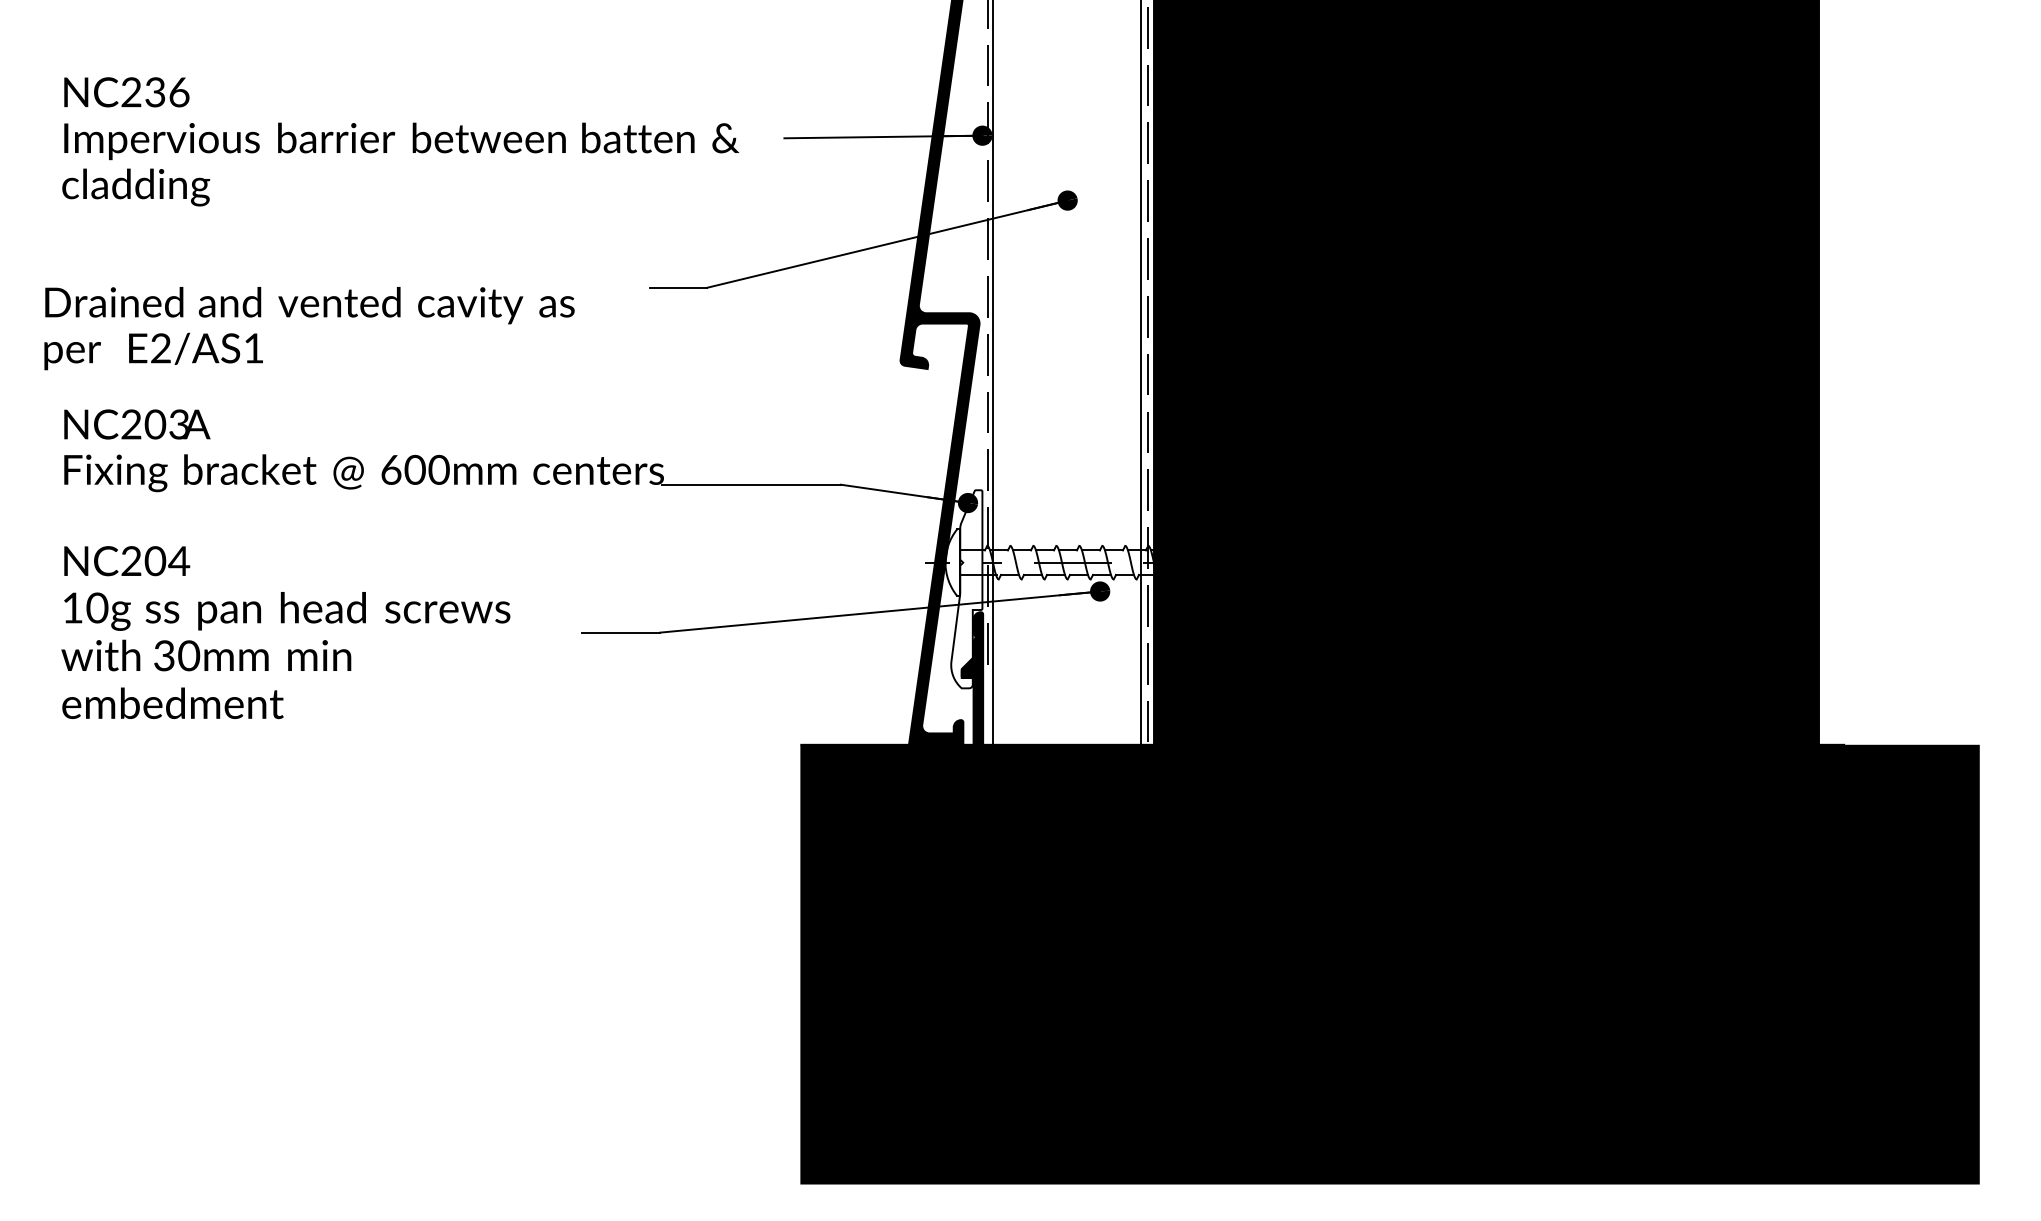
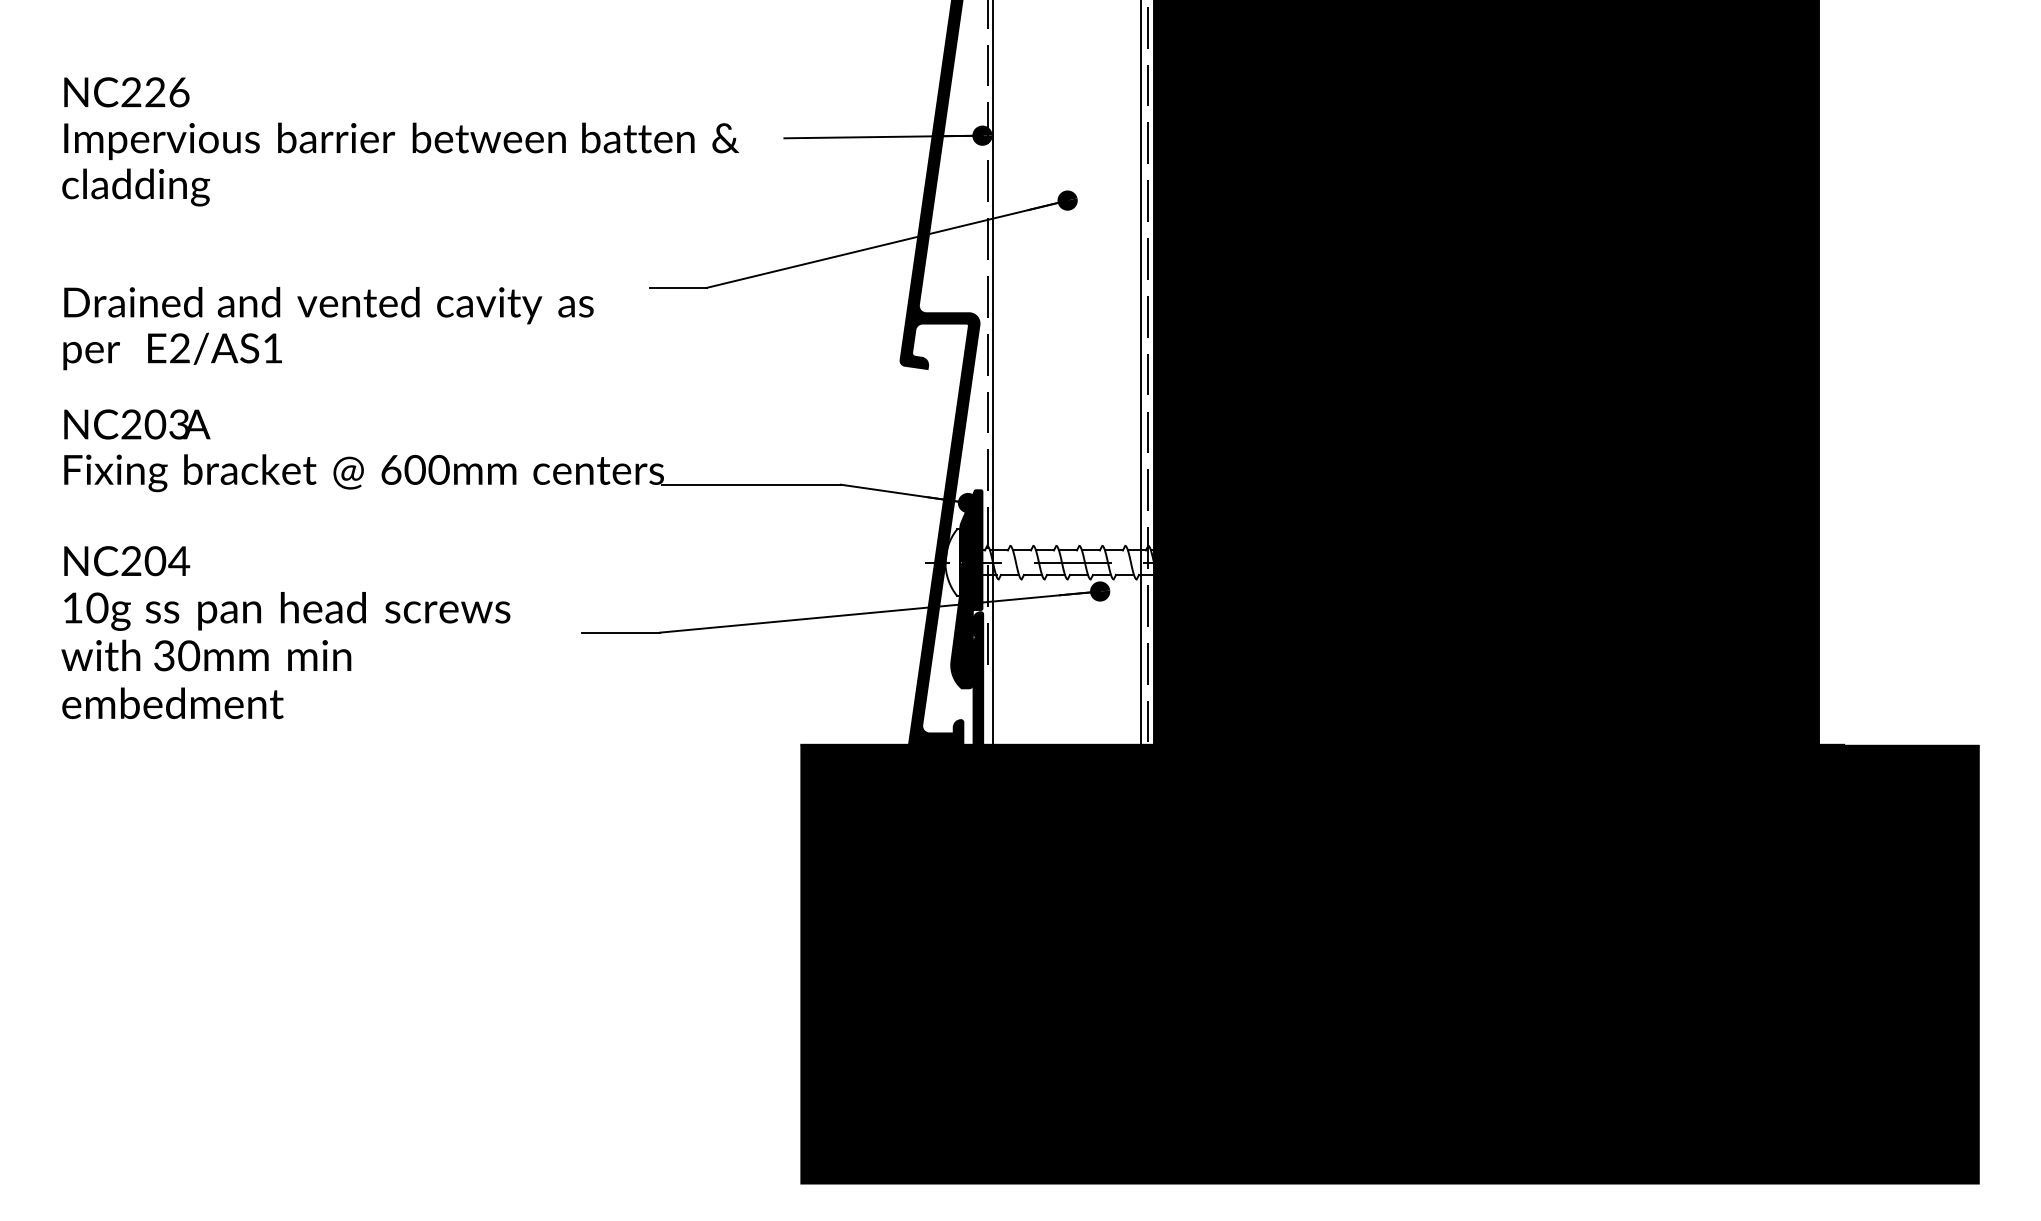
text: NC236 -> NC226 (155, 93)
text position: (309, 328) -> (328, 328) (328, 328)
fill: none -> present (966, 589)
